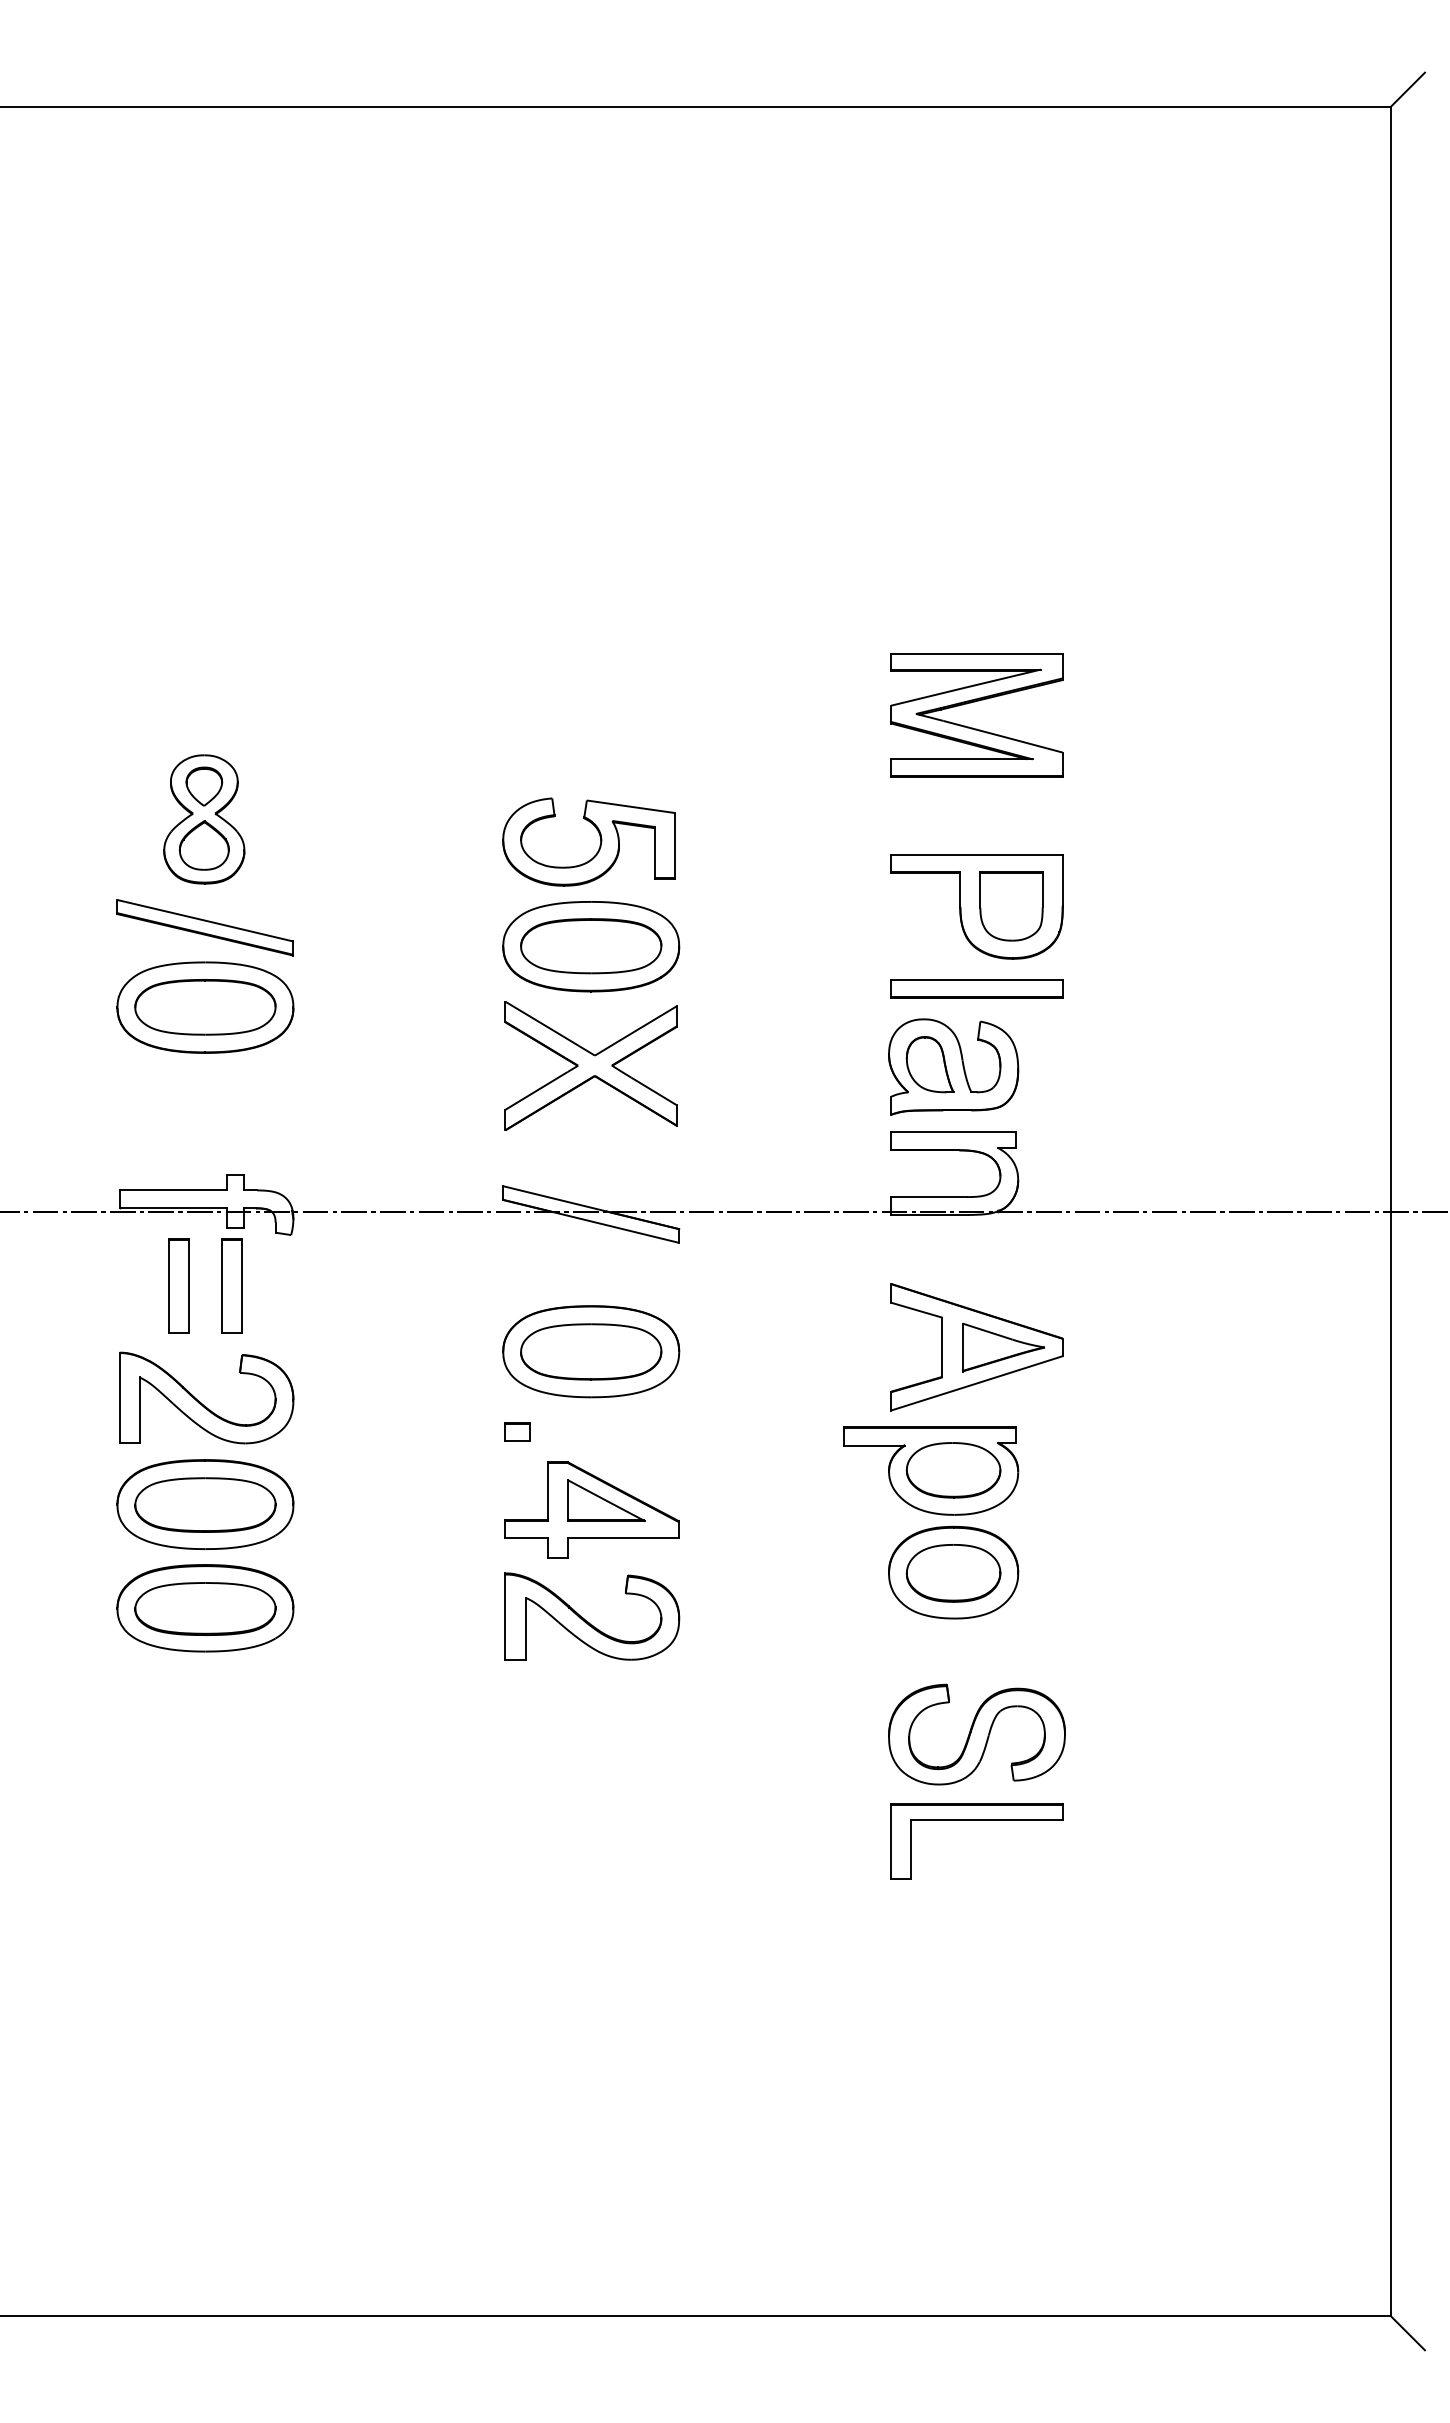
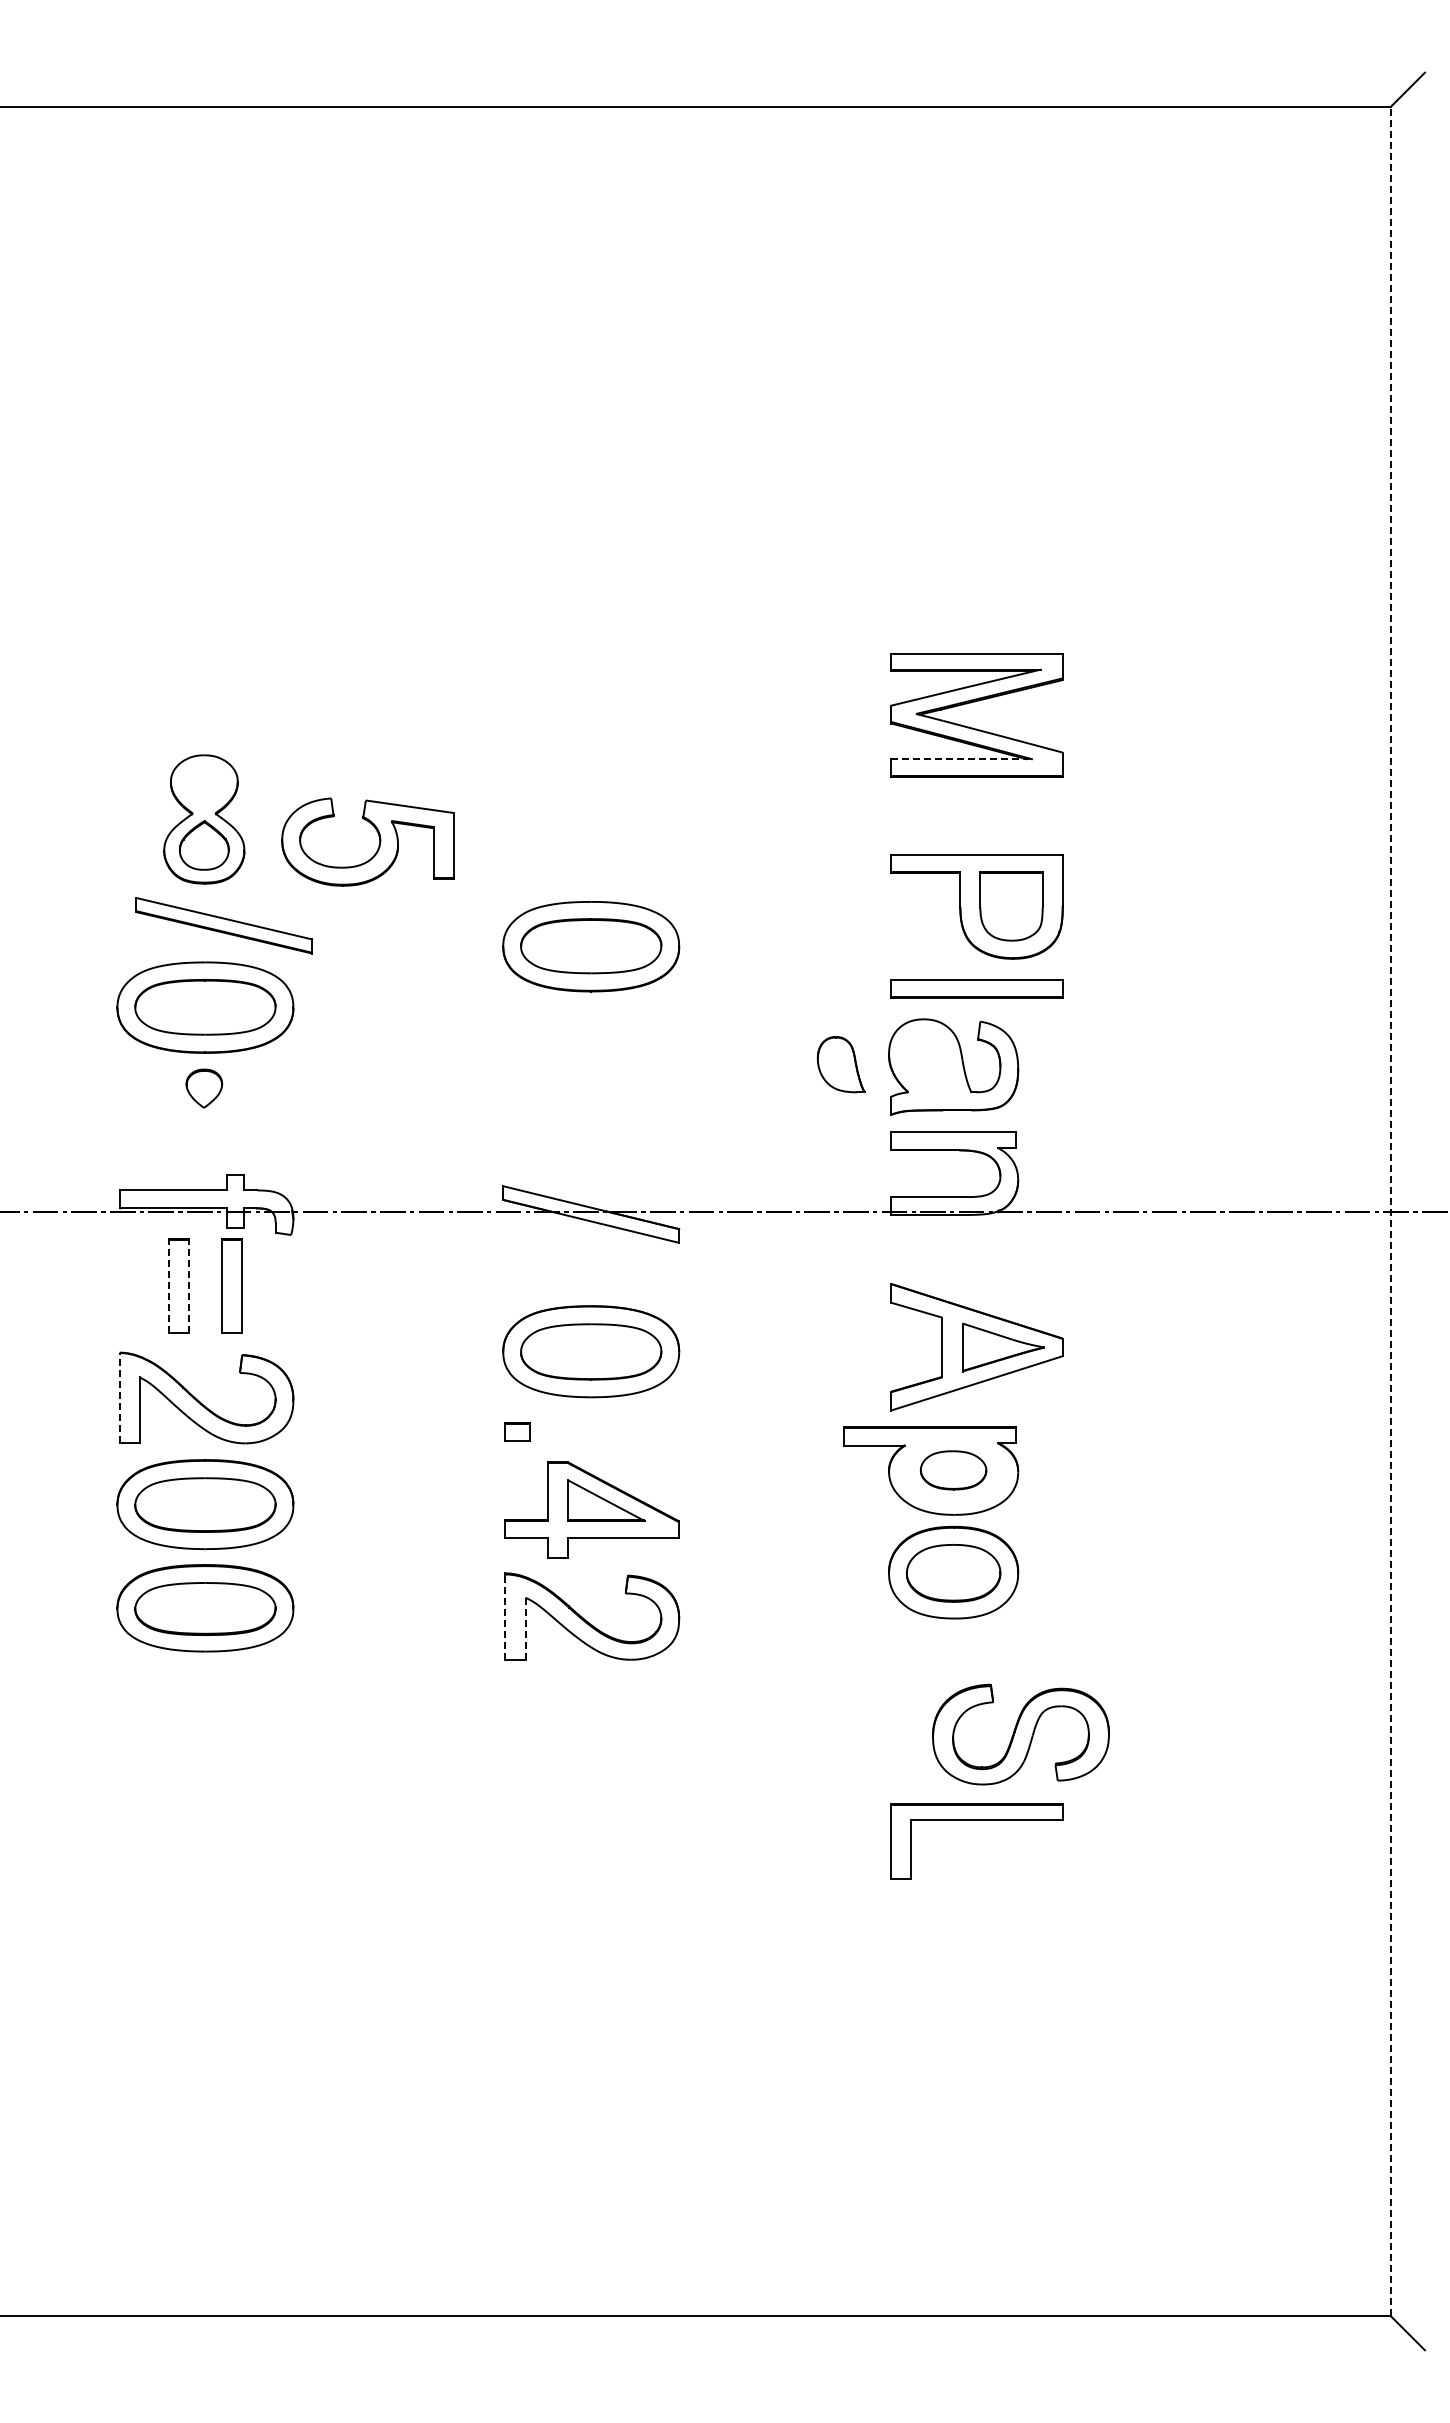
line: solid -> dashed (962, 759)
part position: (204, 786) -> (204, 1088) (204, 1088)
part position: (599, 845) -> (378, 845) (378, 845)
part position: (204, 927) -> (223, 925) (223, 925)
part position: (929, 1064) -> (840, 1064) (840, 1064)
part: present -> none (590, 1065)
line: solid -> dashed (1390, 1211)
line: solid -> dashed (168, 1286)
line: solid -> dashed (188, 1286)
line: solid -> dashed (119, 1397)
part size: 97x57 px -> 69x41 px (953, 1470)
line: solid -> dashed (505, 1617)
line: solid -> dashed (525, 1628)
part position: (976, 1734) -> (1020, 1734) (1020, 1734)
